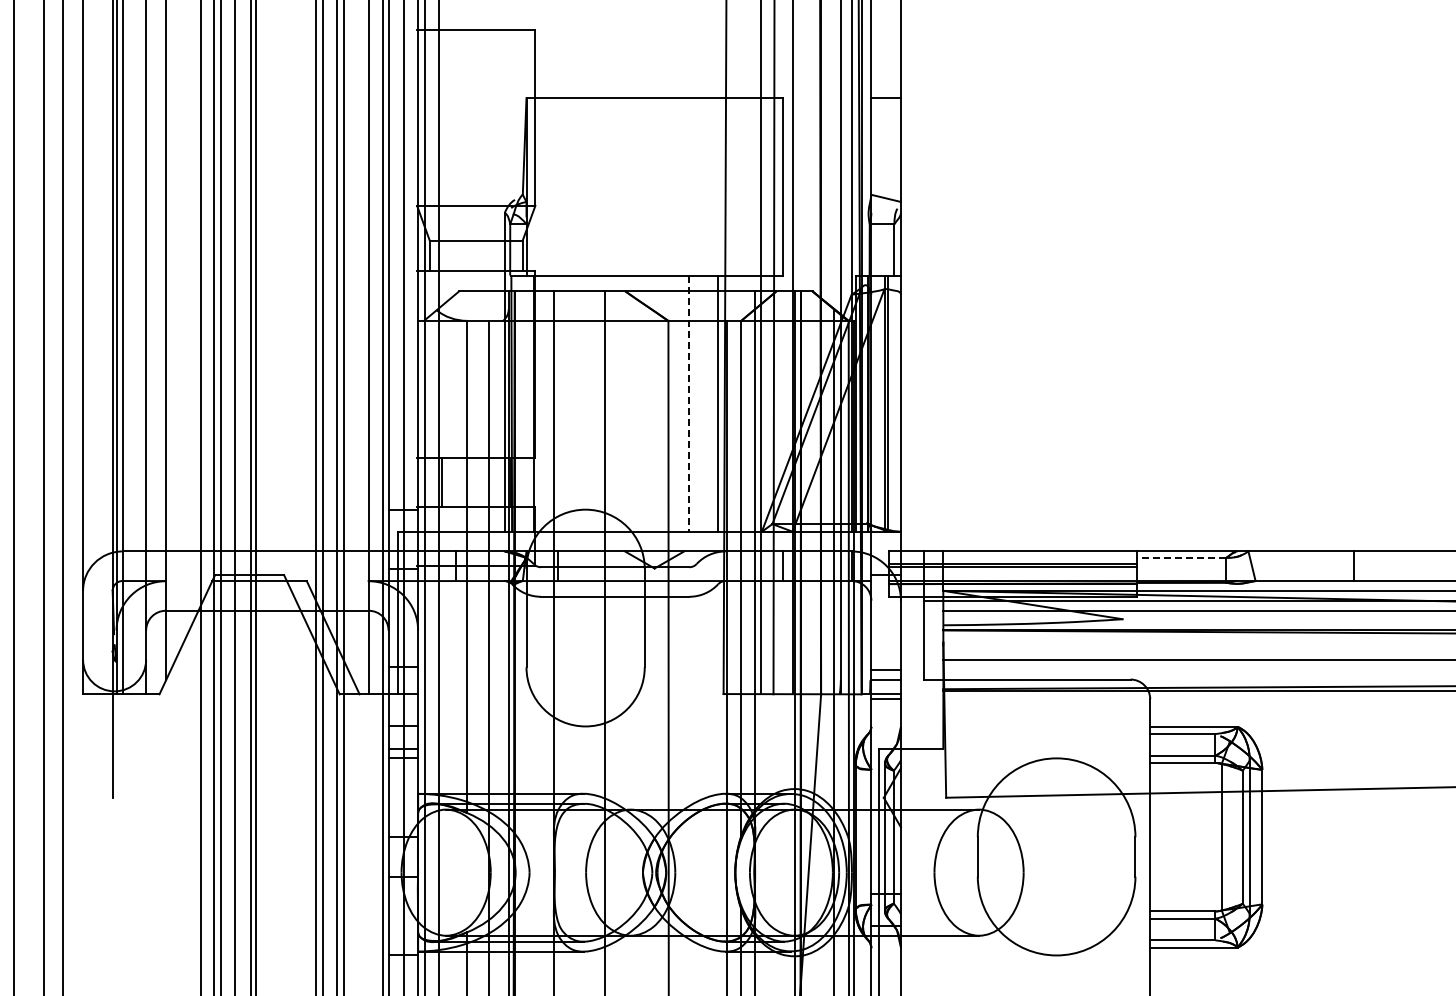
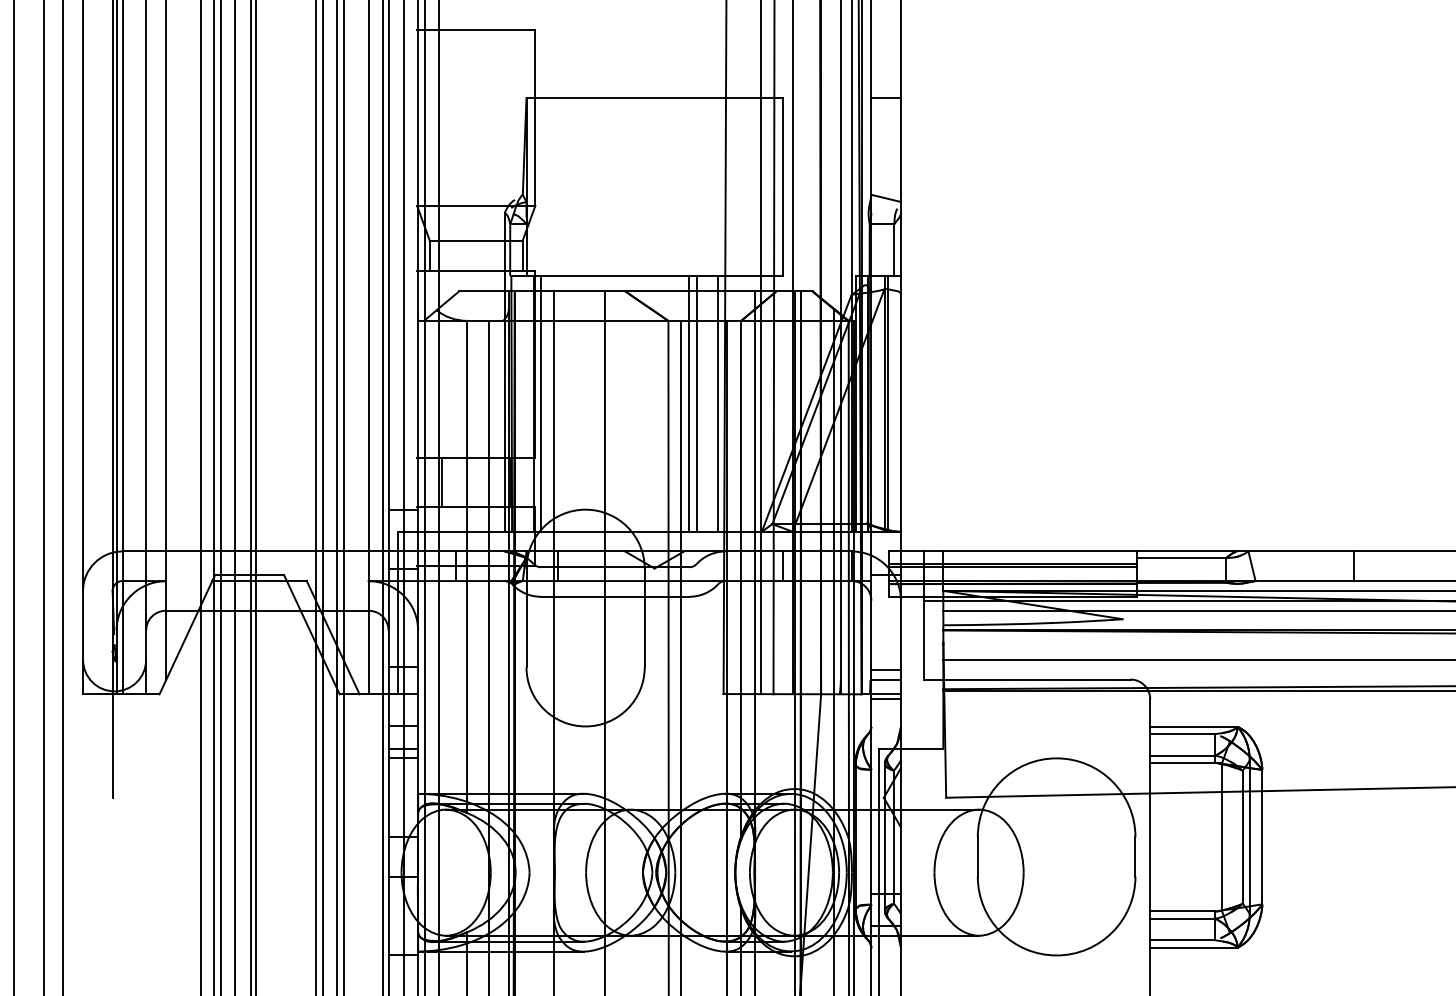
line: none -> present (540, 403)
line: none -> present (696, 403)
line: dashed -> solid (689, 404)
line: dashed -> solid (1181, 557)
line: none -> present (681, 656)
